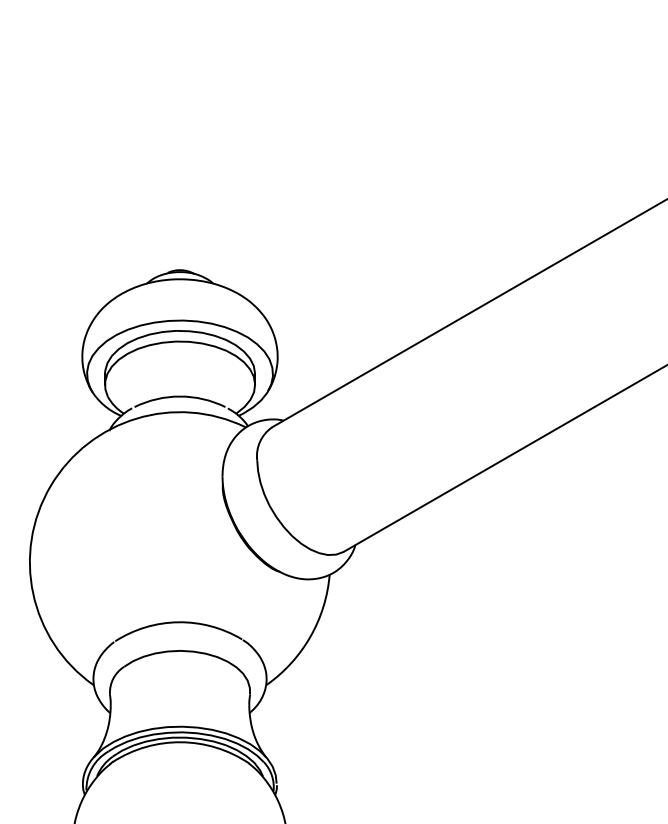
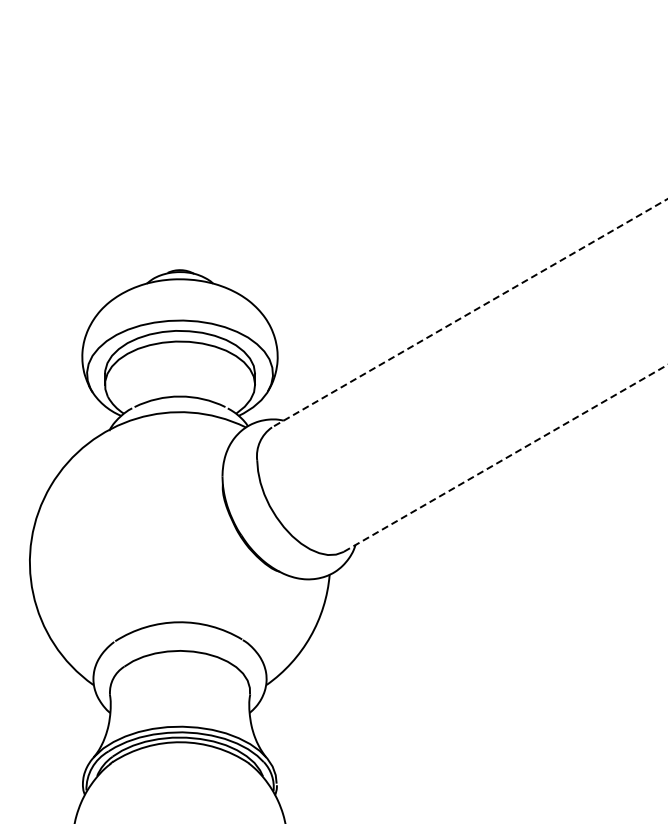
line: solid -> dashed (469, 313)
line: solid -> dashed (505, 458)
